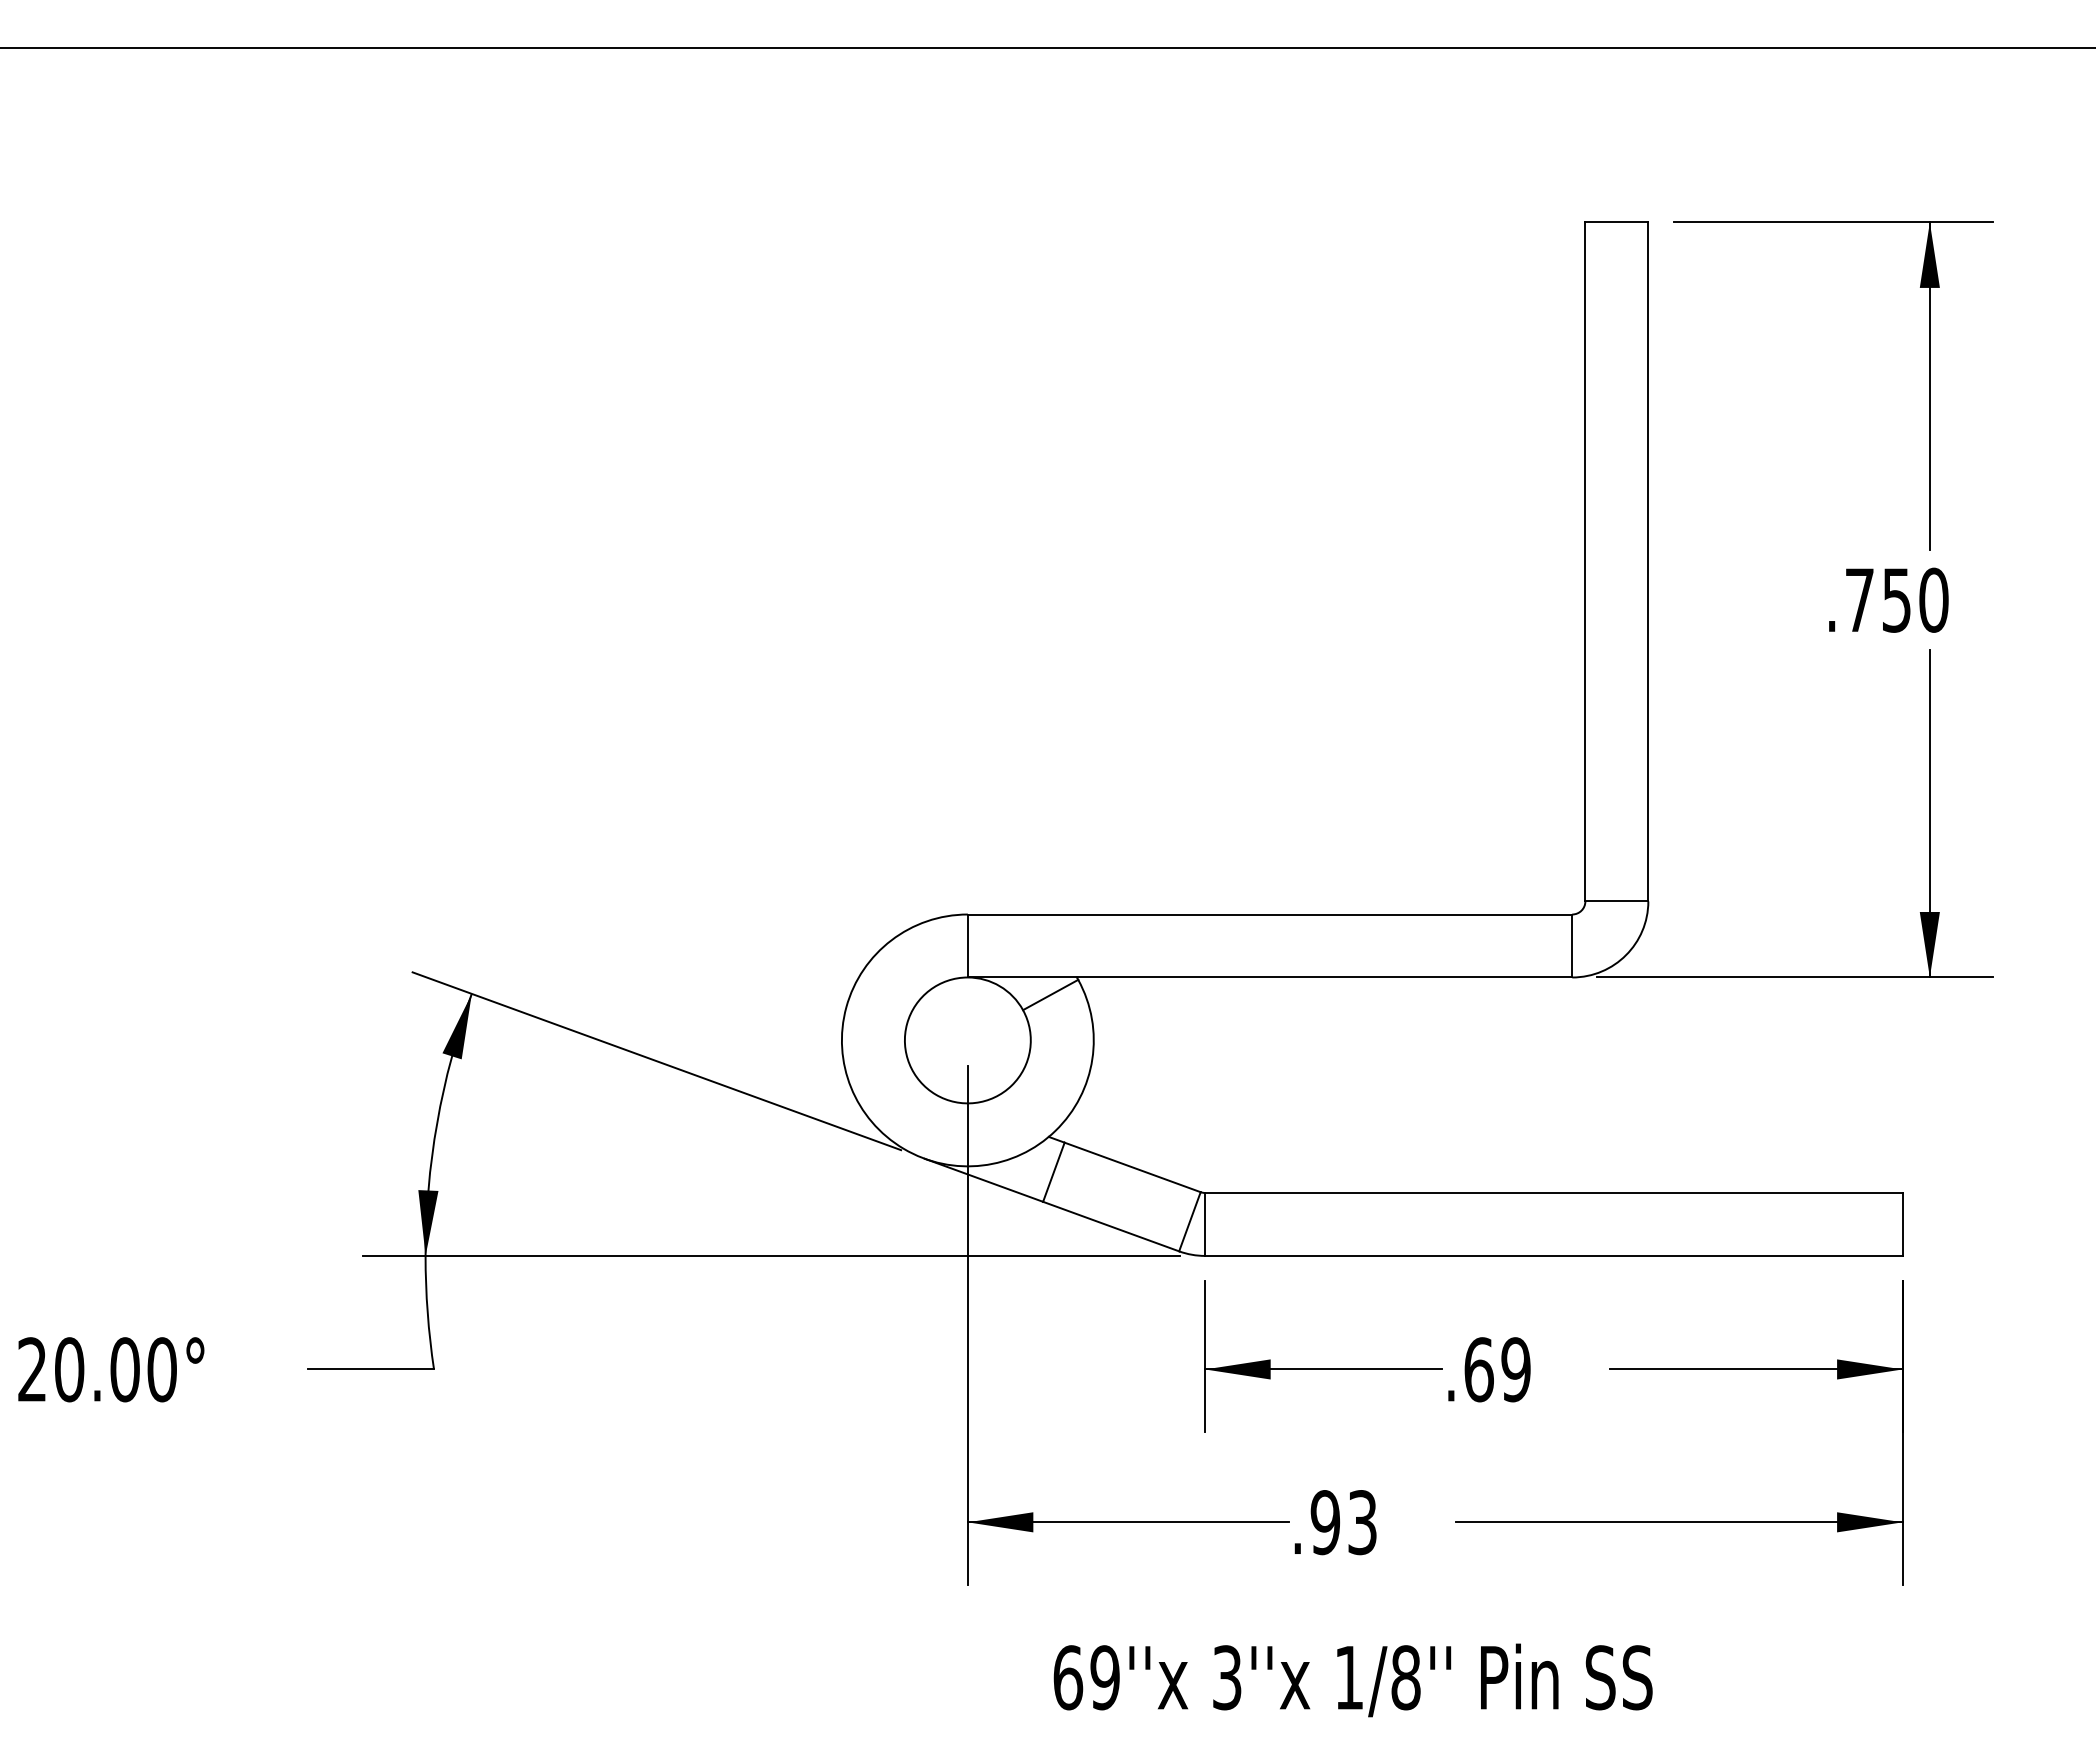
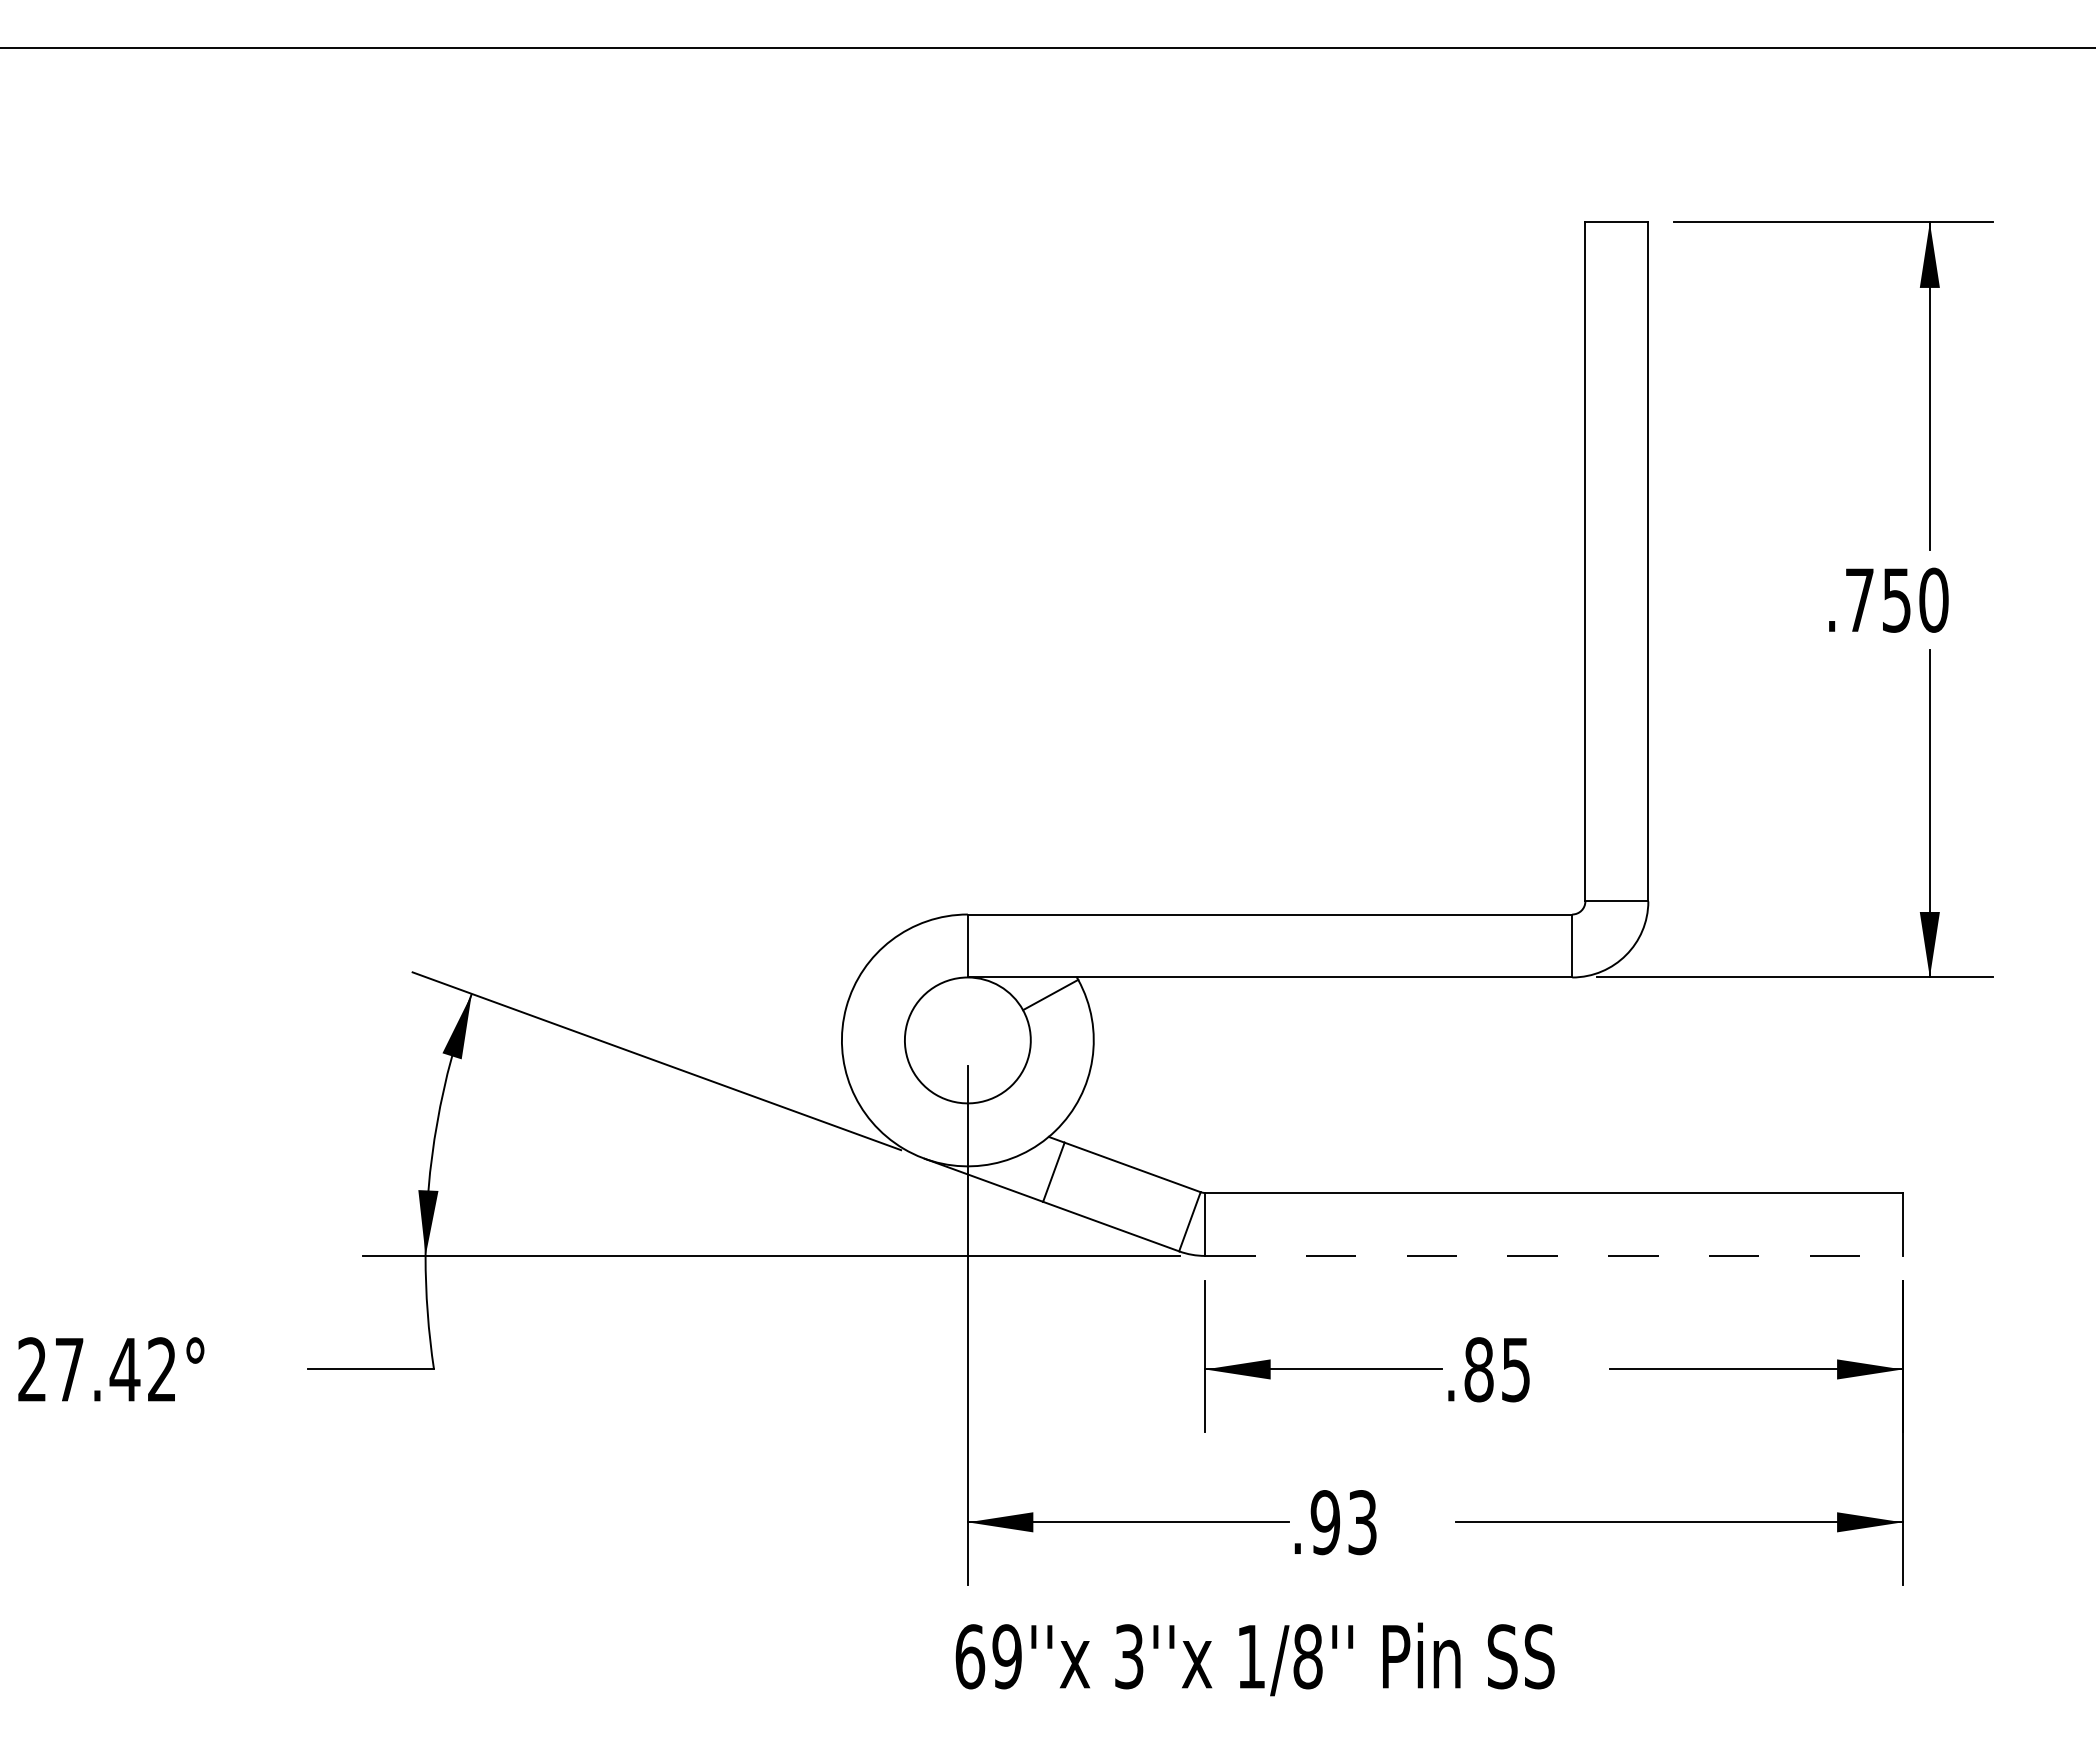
line: solid -> dashed (1553, 1255)
text: 20.00° -> 27.42° (115, 1369)
text: .69 -> .85 (1497, 1369)
text position: (1352, 1680) -> (1254, 1659) (1254, 1659)
